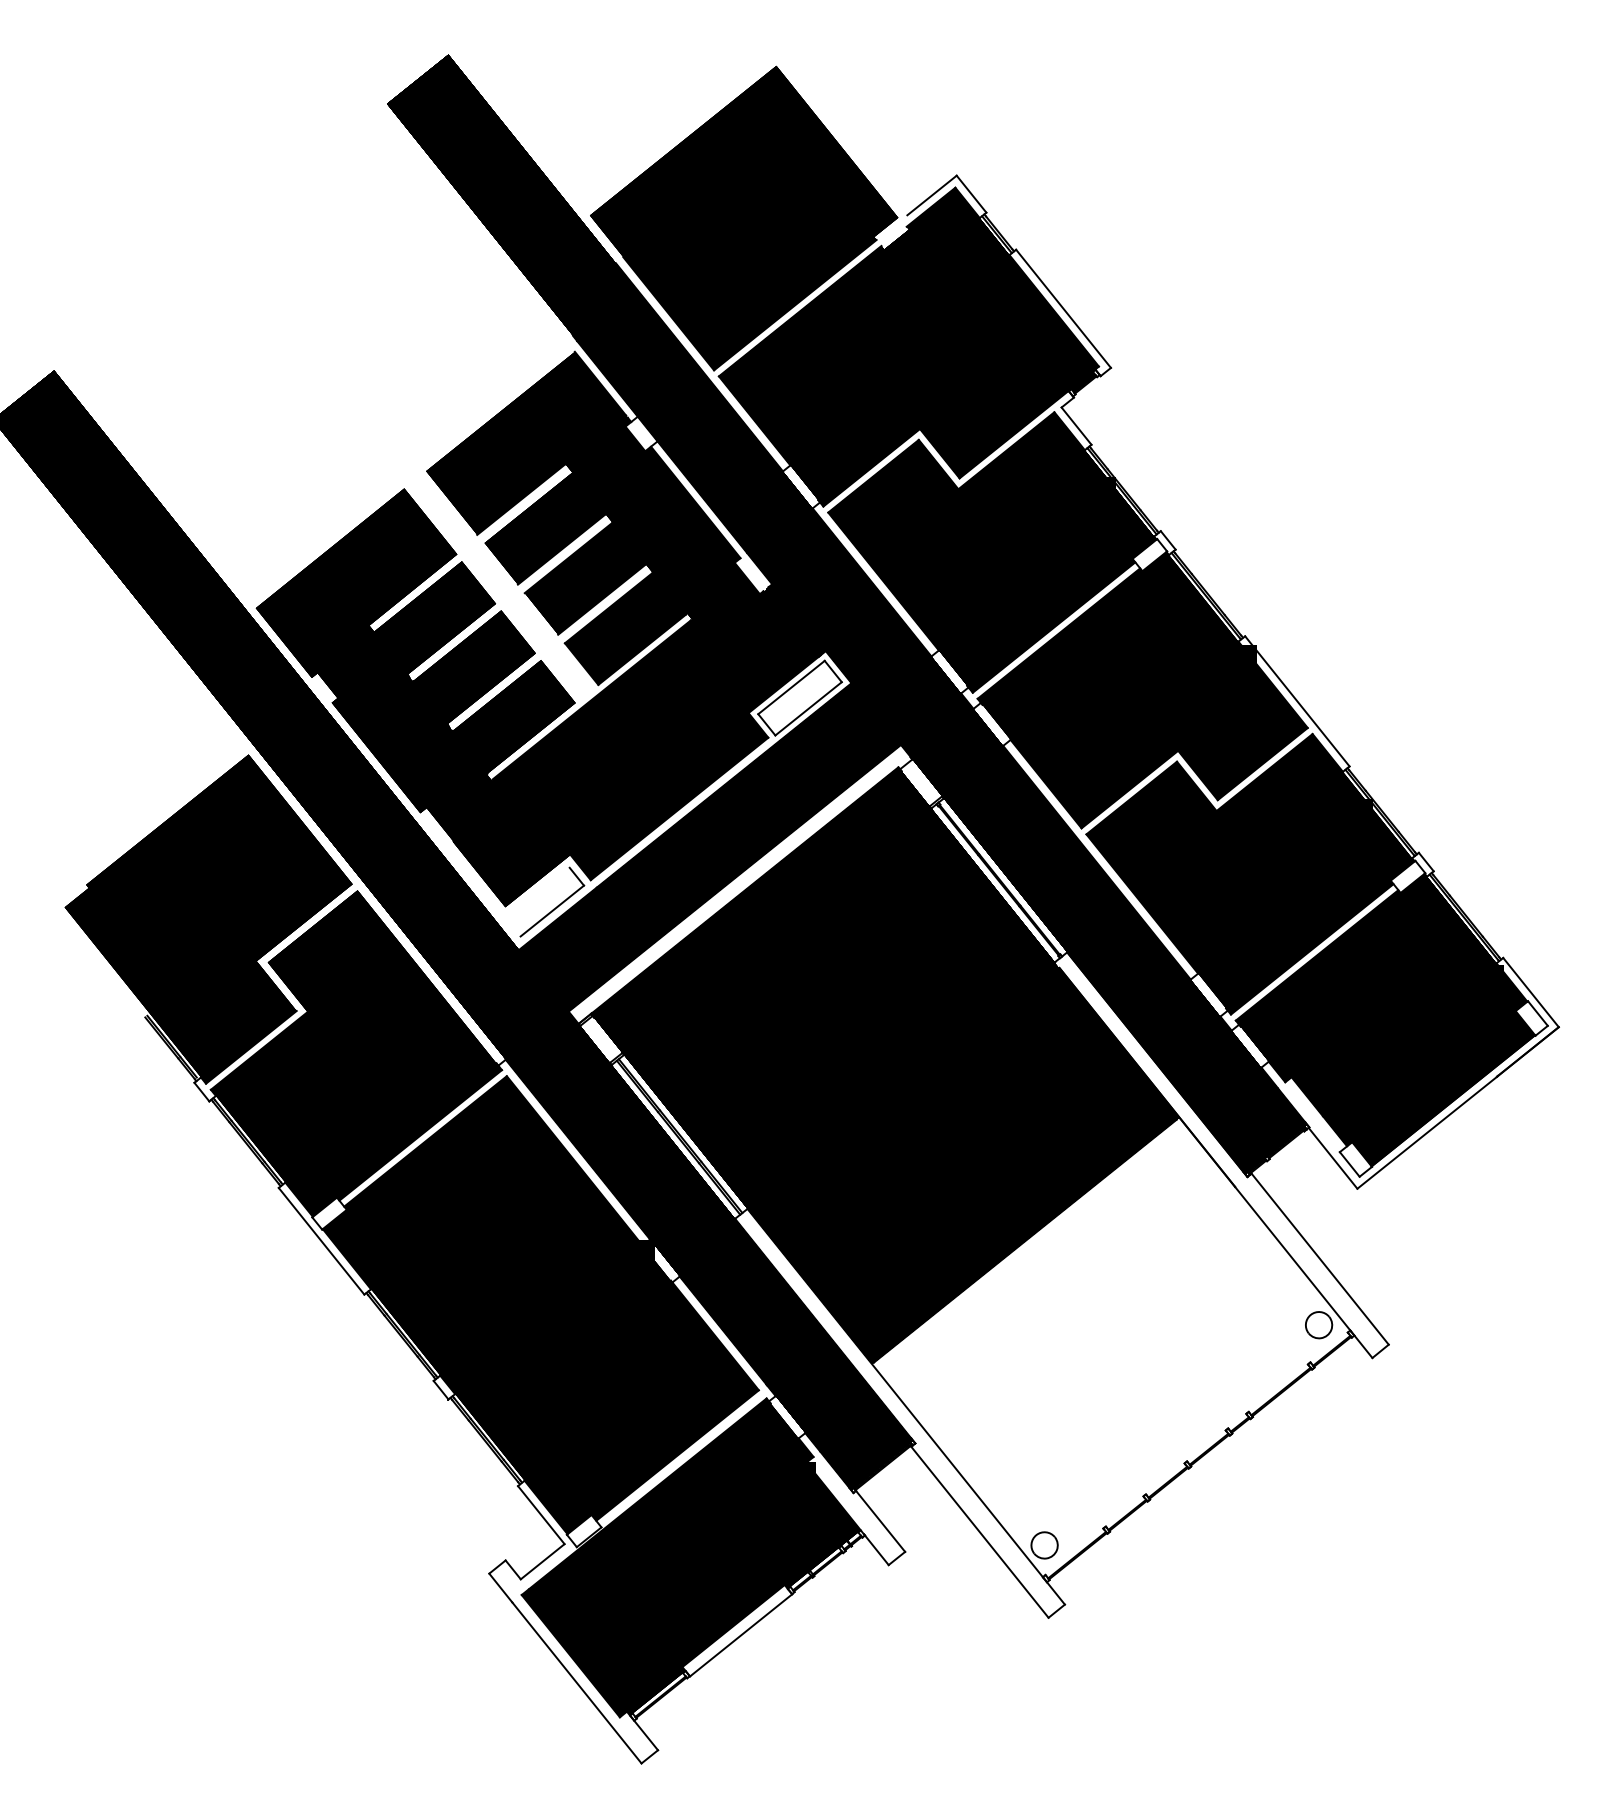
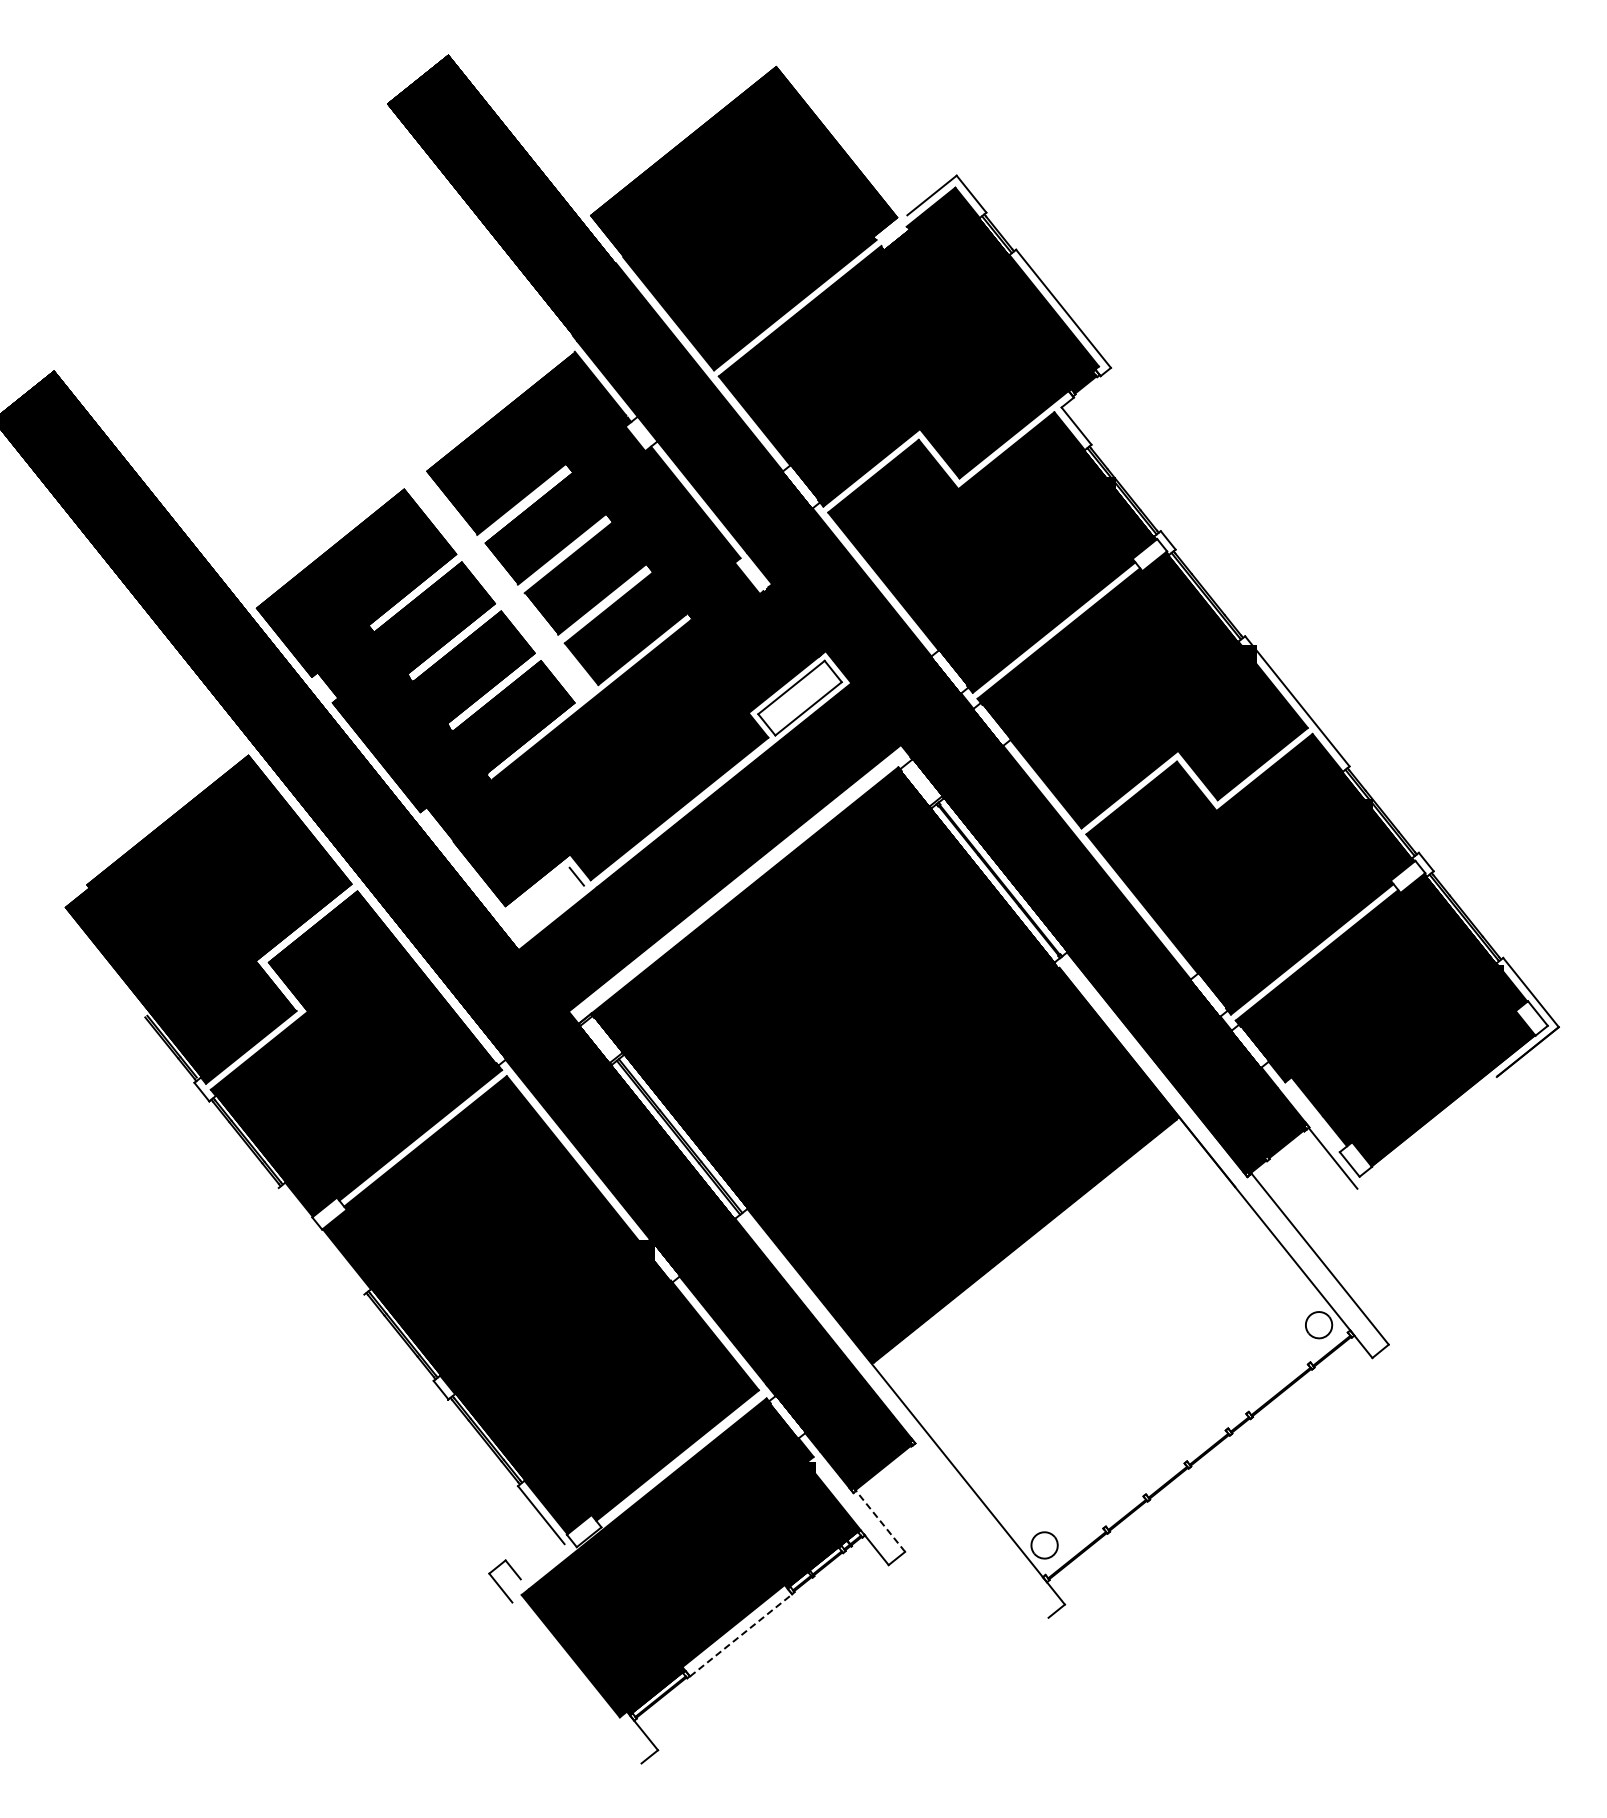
line: present -> none (552, 910)
line: present -> none (1426, 1132)
line: present -> none (321, 1240)
line: solid -> dashed (880, 1521)
line: present -> none (979, 1531)
line: present -> none (542, 1561)
line: solid -> dashed (741, 1635)
line: present -> none (576, 1682)
